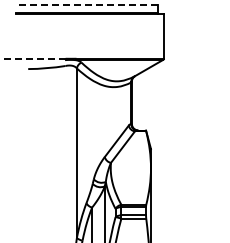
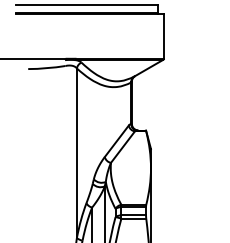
line: dashed -> solid (87, 4)
line: dashed -> solid (32, 58)
